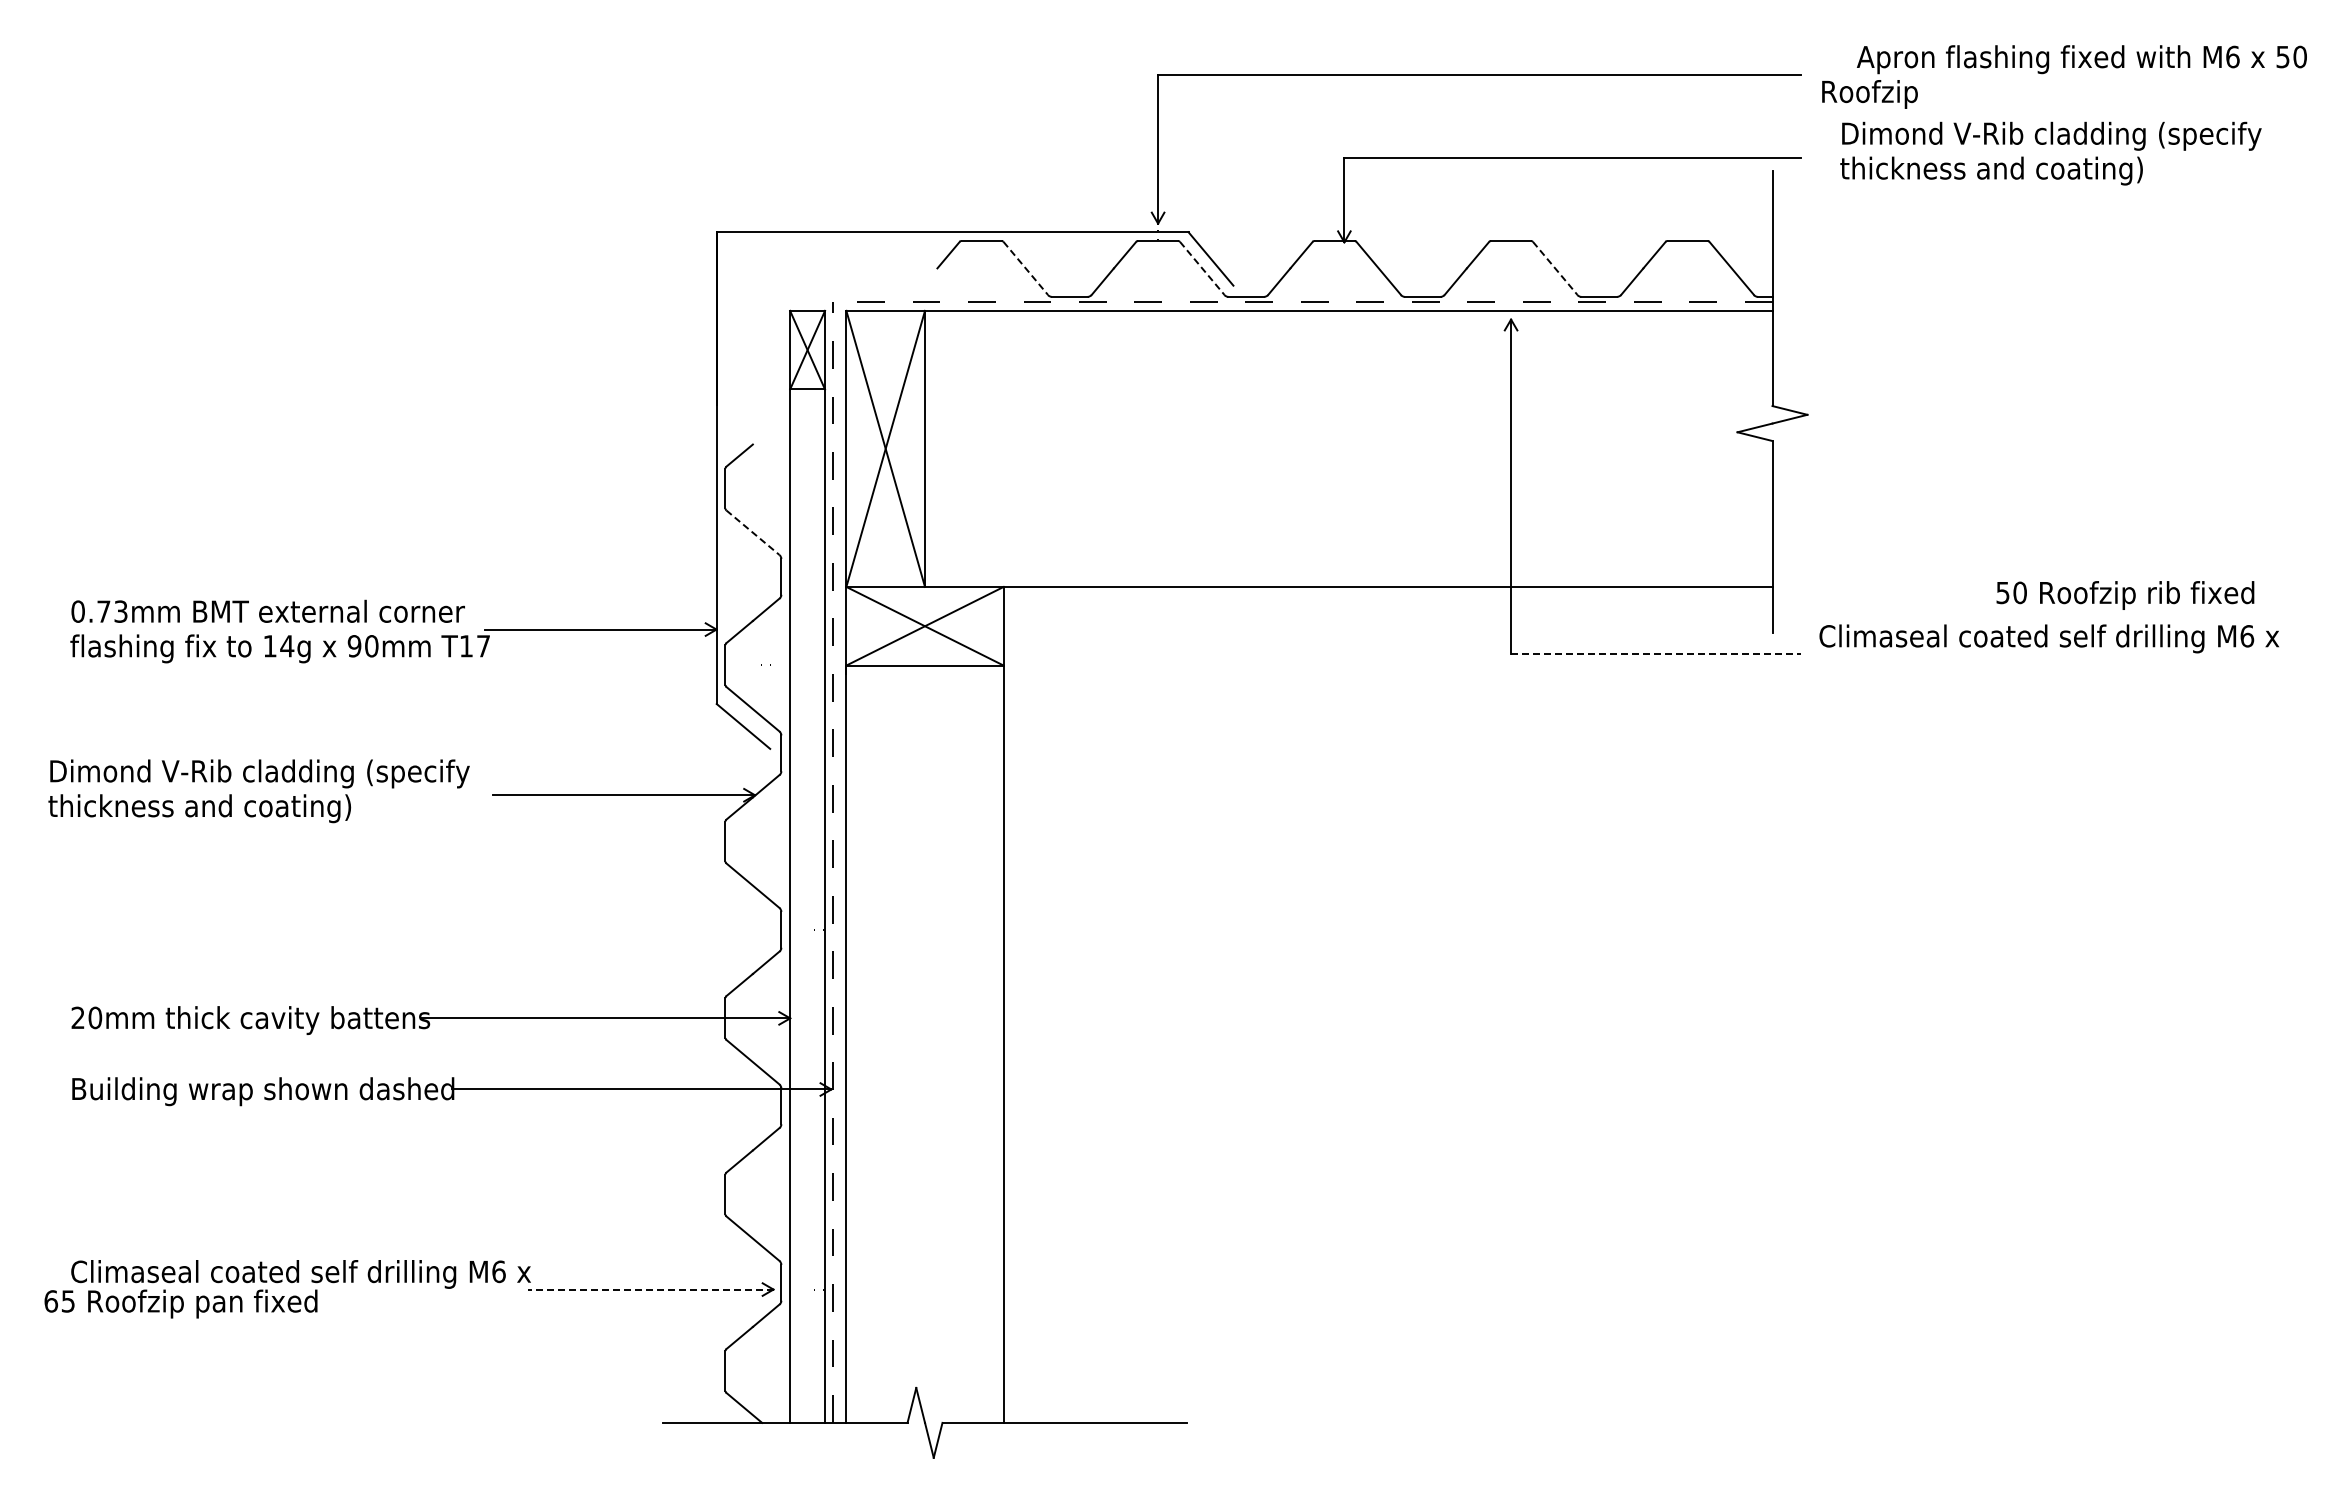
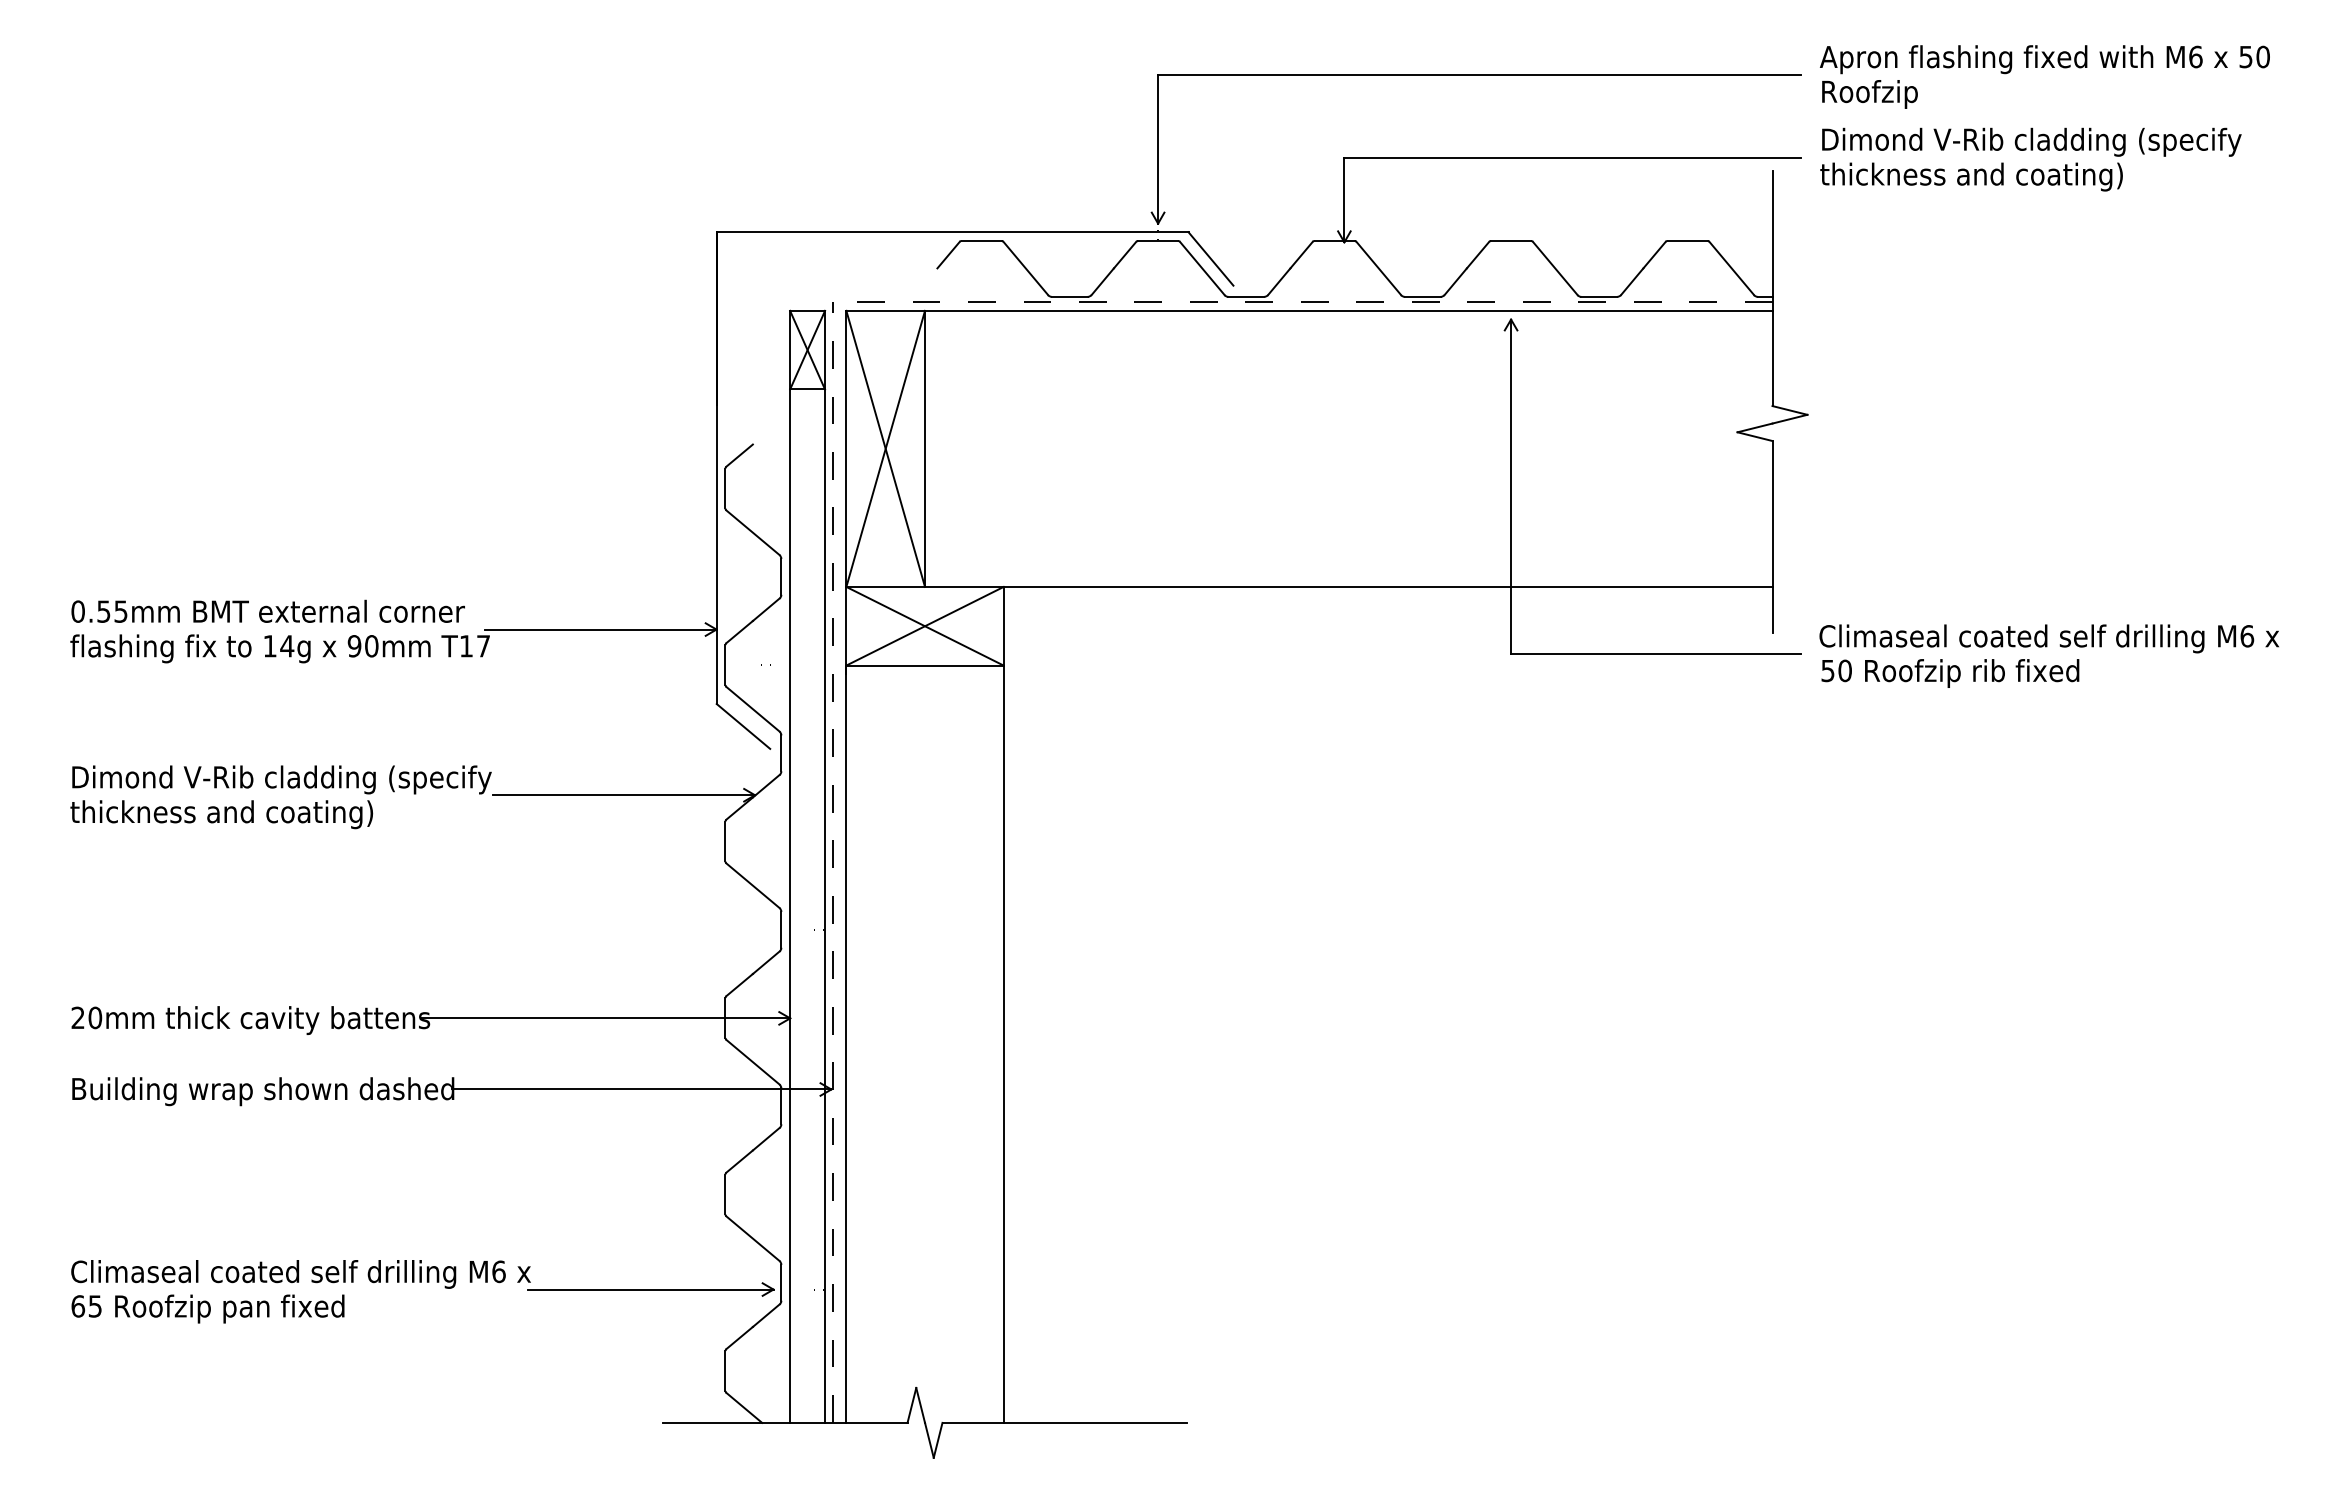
text position: (2081, 59) -> (2044, 59) (2044, 59)
text position: (2050, 153) -> (2030, 159) (2030, 159)
line: dashed -> solid (1025, 268)
line: dashed -> solid (1202, 268)
line: dashed -> solid (1555, 268)
line: dashed -> solid (752, 532)
text position: (2125, 595) -> (1950, 673) (1950, 673)
text: 0.73mm -> 0.55mm (112, 611)
line: dashed -> solid (1656, 654)
text position: (258, 791) -> (280, 797) (280, 797)
line: dashed -> solid (650, 1289)
text position: (180, 1303) -> (207, 1308) (207, 1308)
